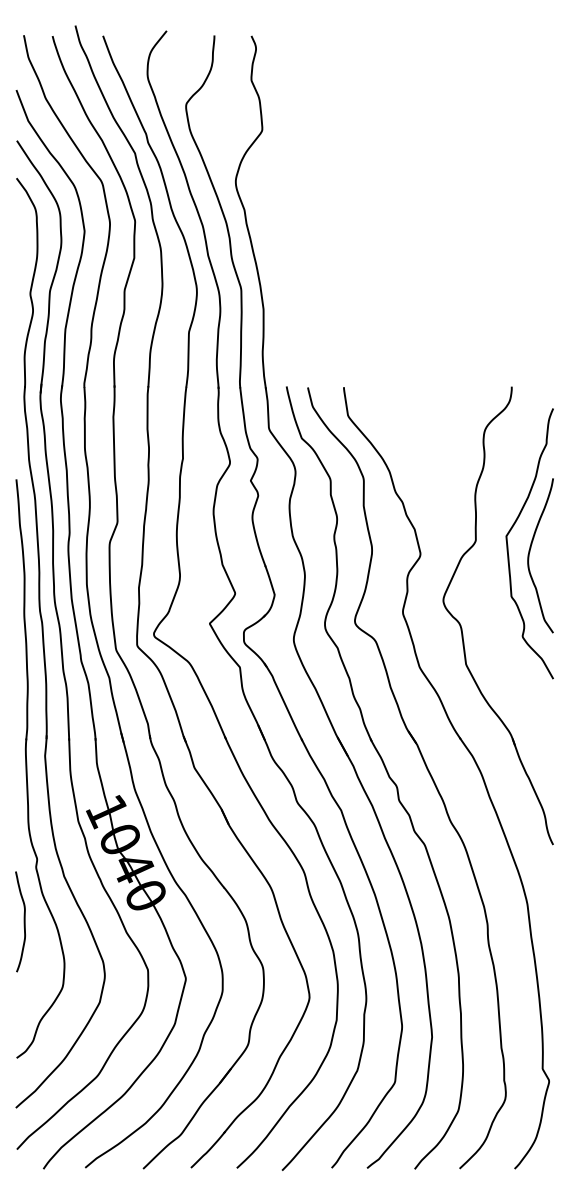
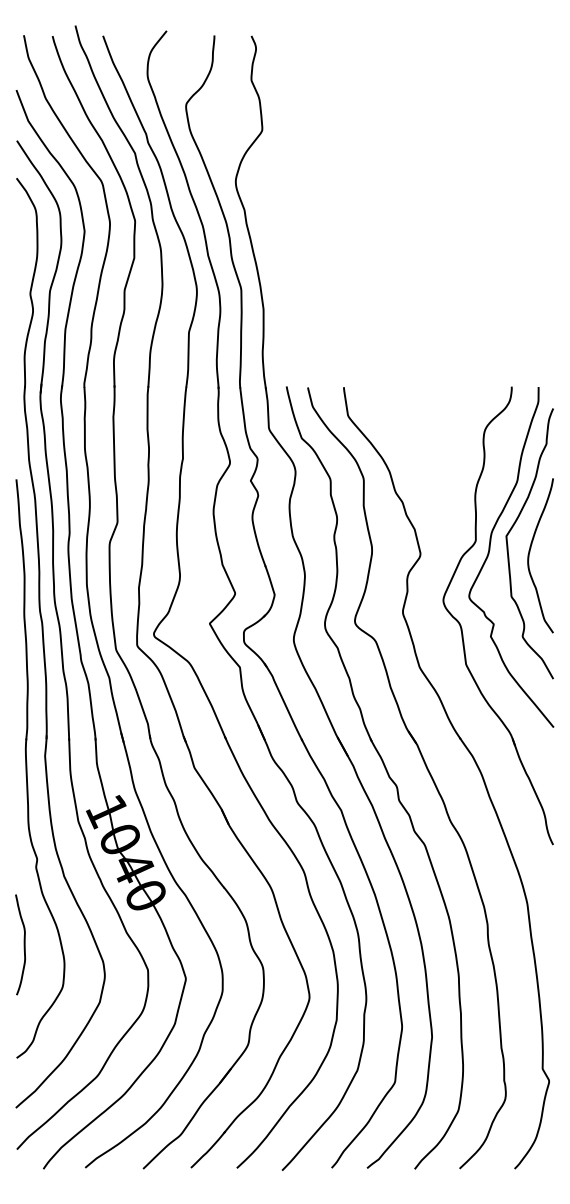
curve: none -> present (490, 550)
curve position: (23, 921) -> (23, 944) (23, 944)
